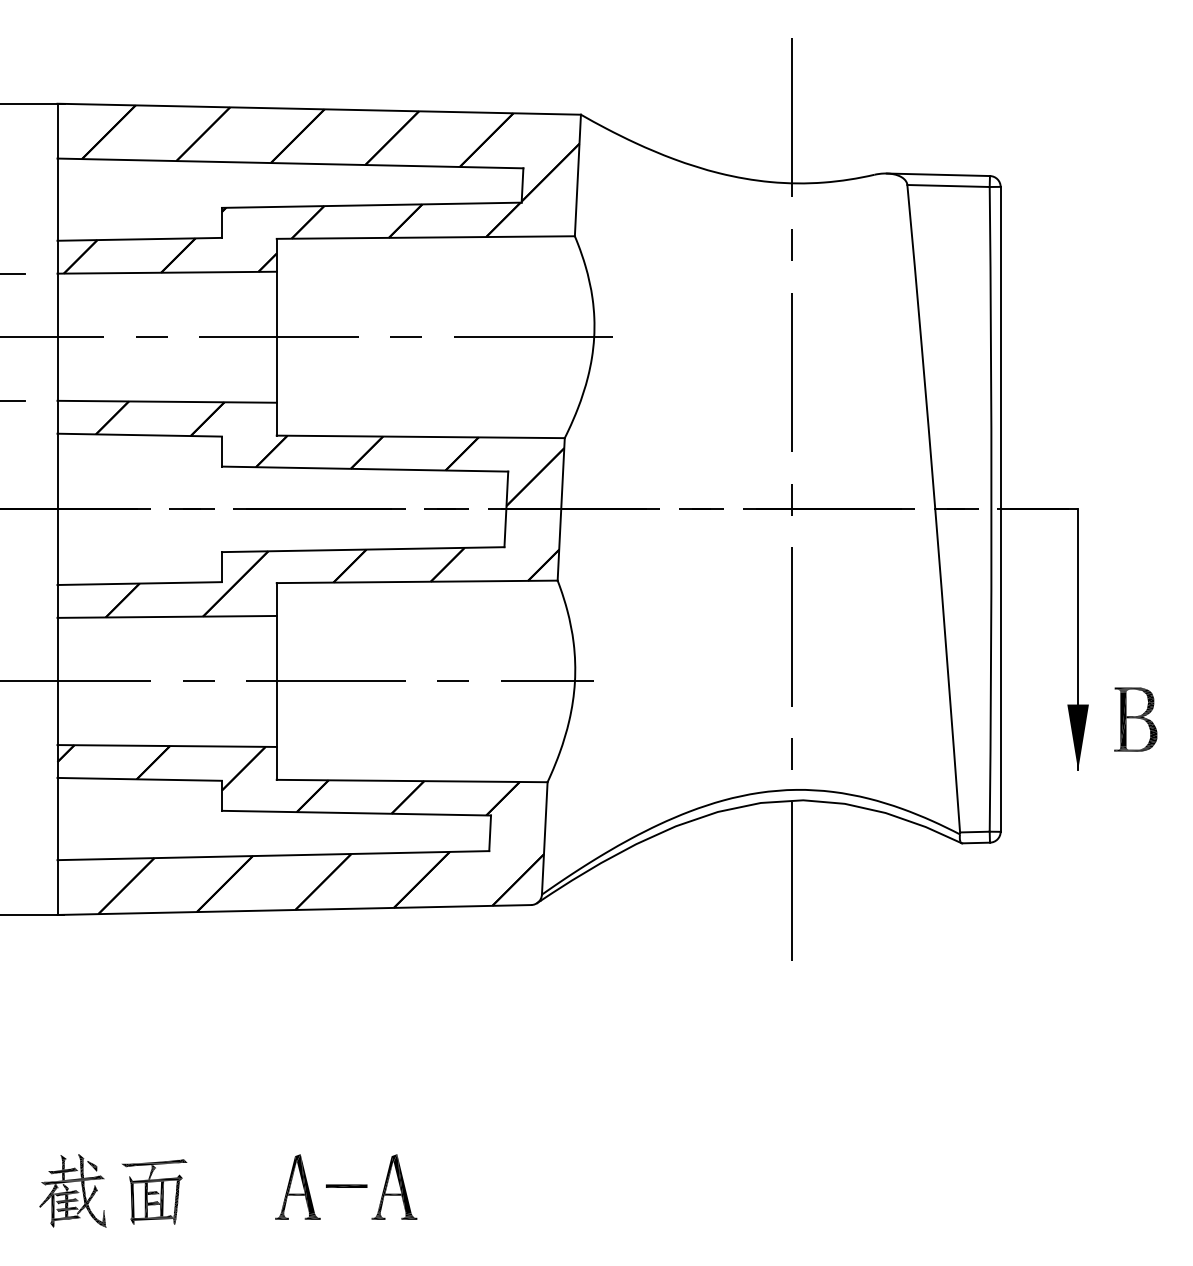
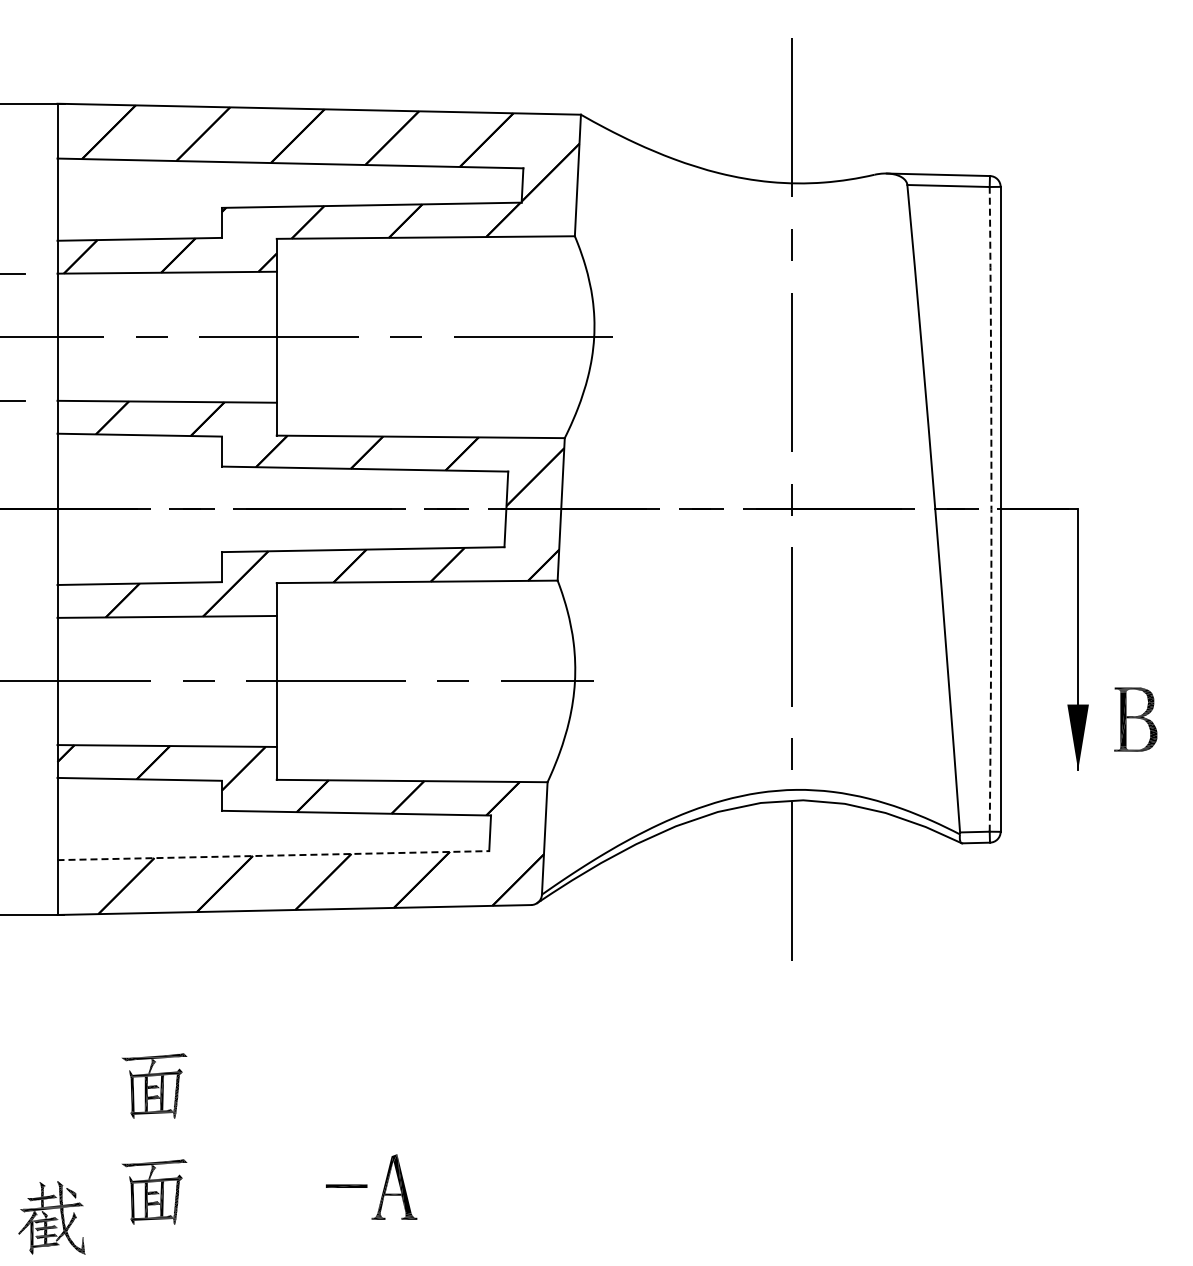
arc: solid -> dashed (991, 509)
line: solid -> dashed (273, 855)
part: none -> present (154, 1085)
part: present -> none (297, 1186)
part position: (72, 1190) -> (51, 1217) (51, 1217)
